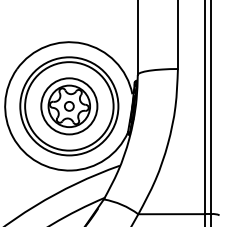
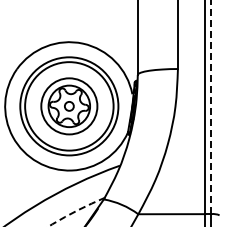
line: solid -> dashed (211, 107)
arc: solid -> dashed (75, 211)
